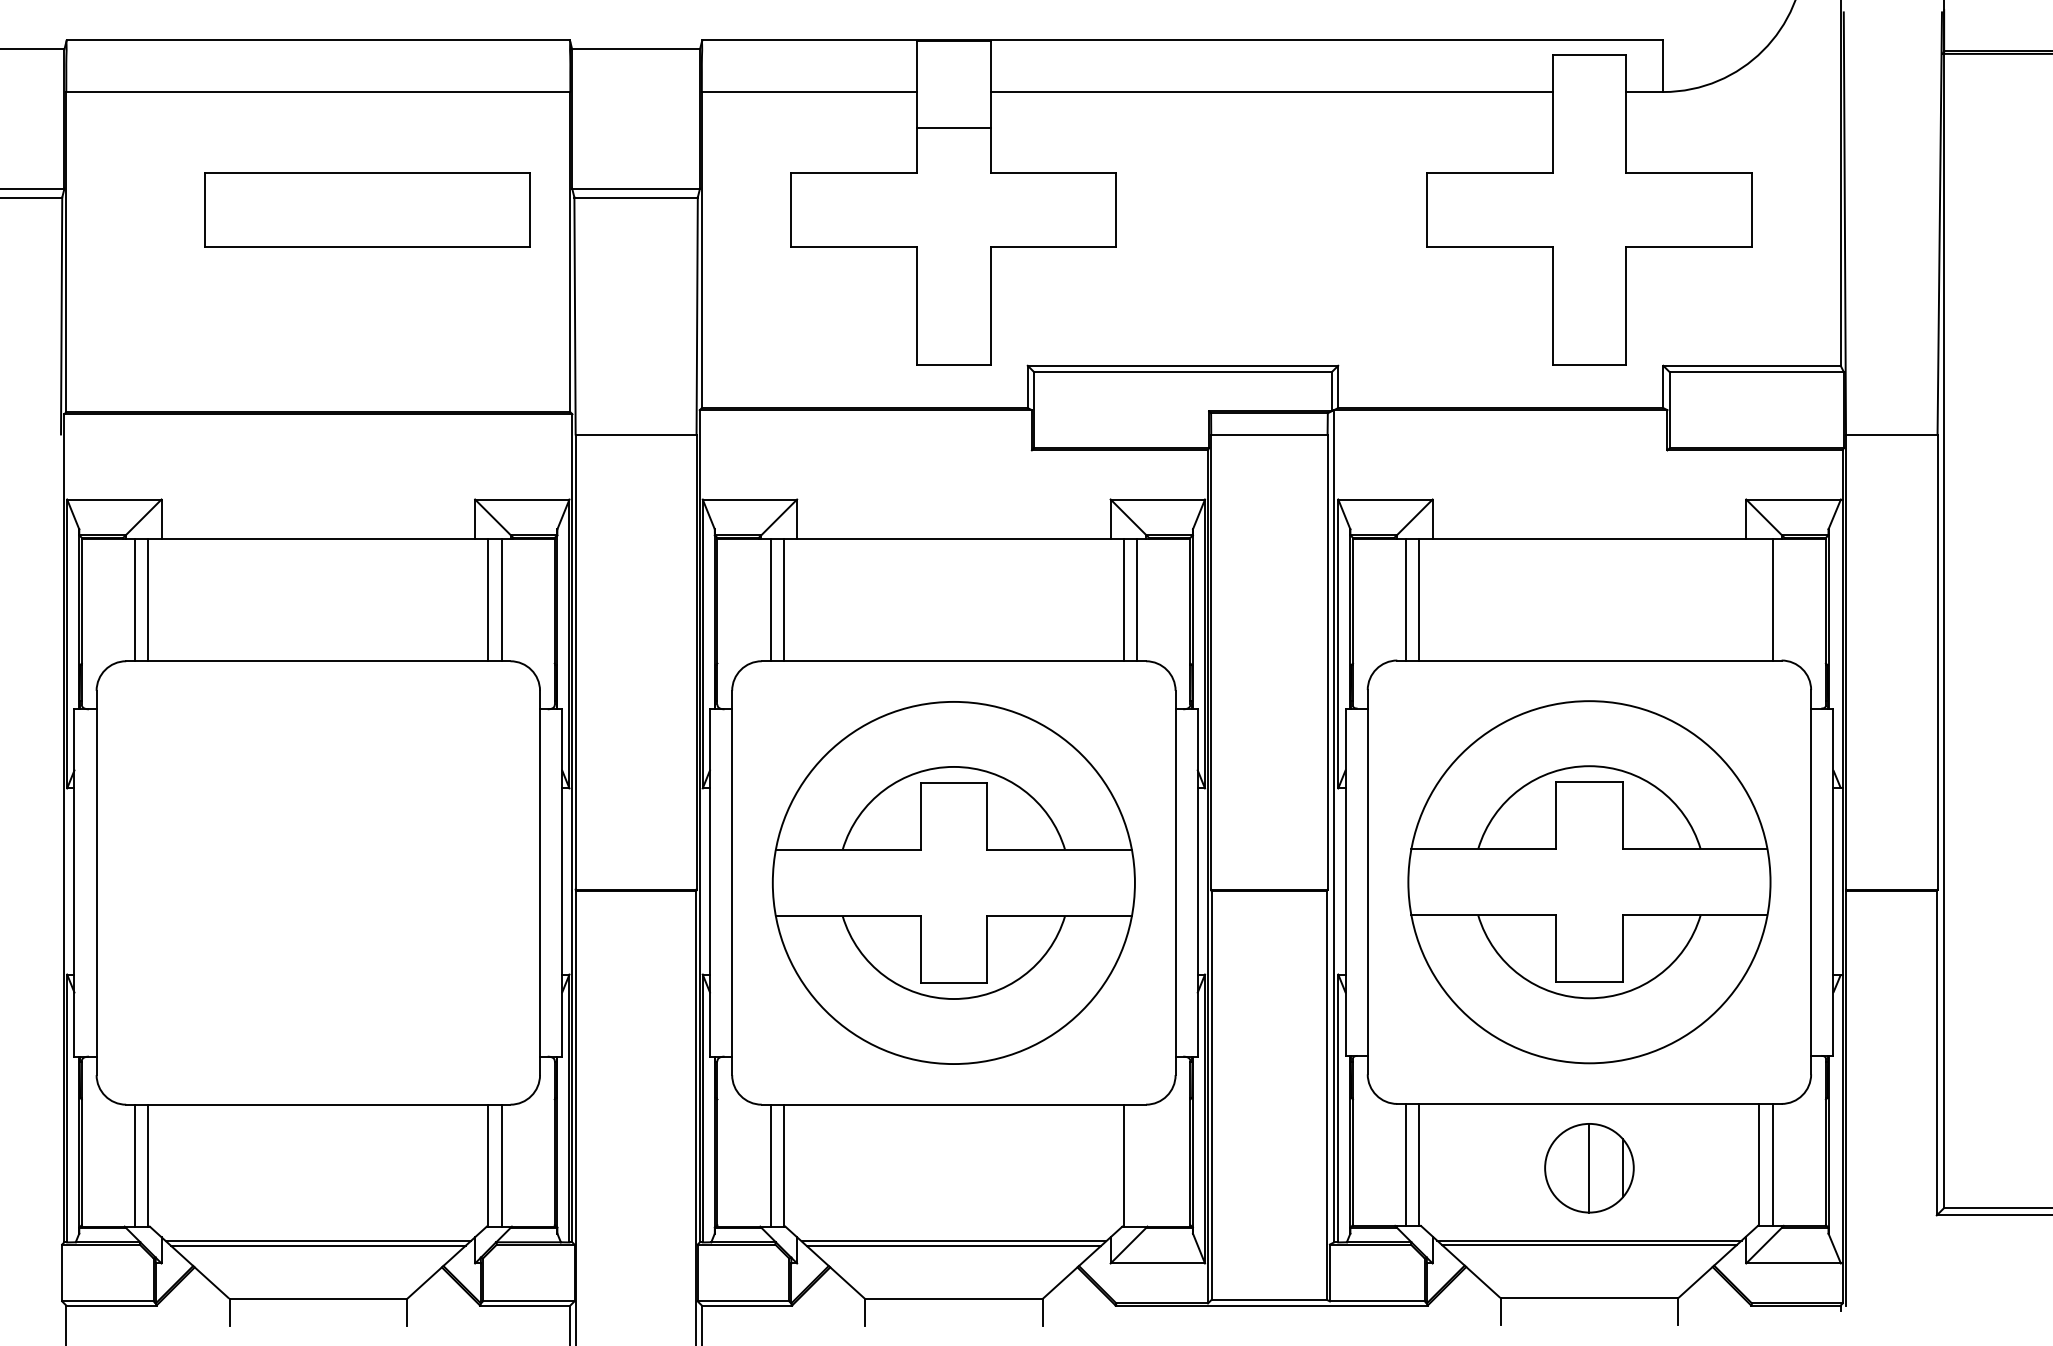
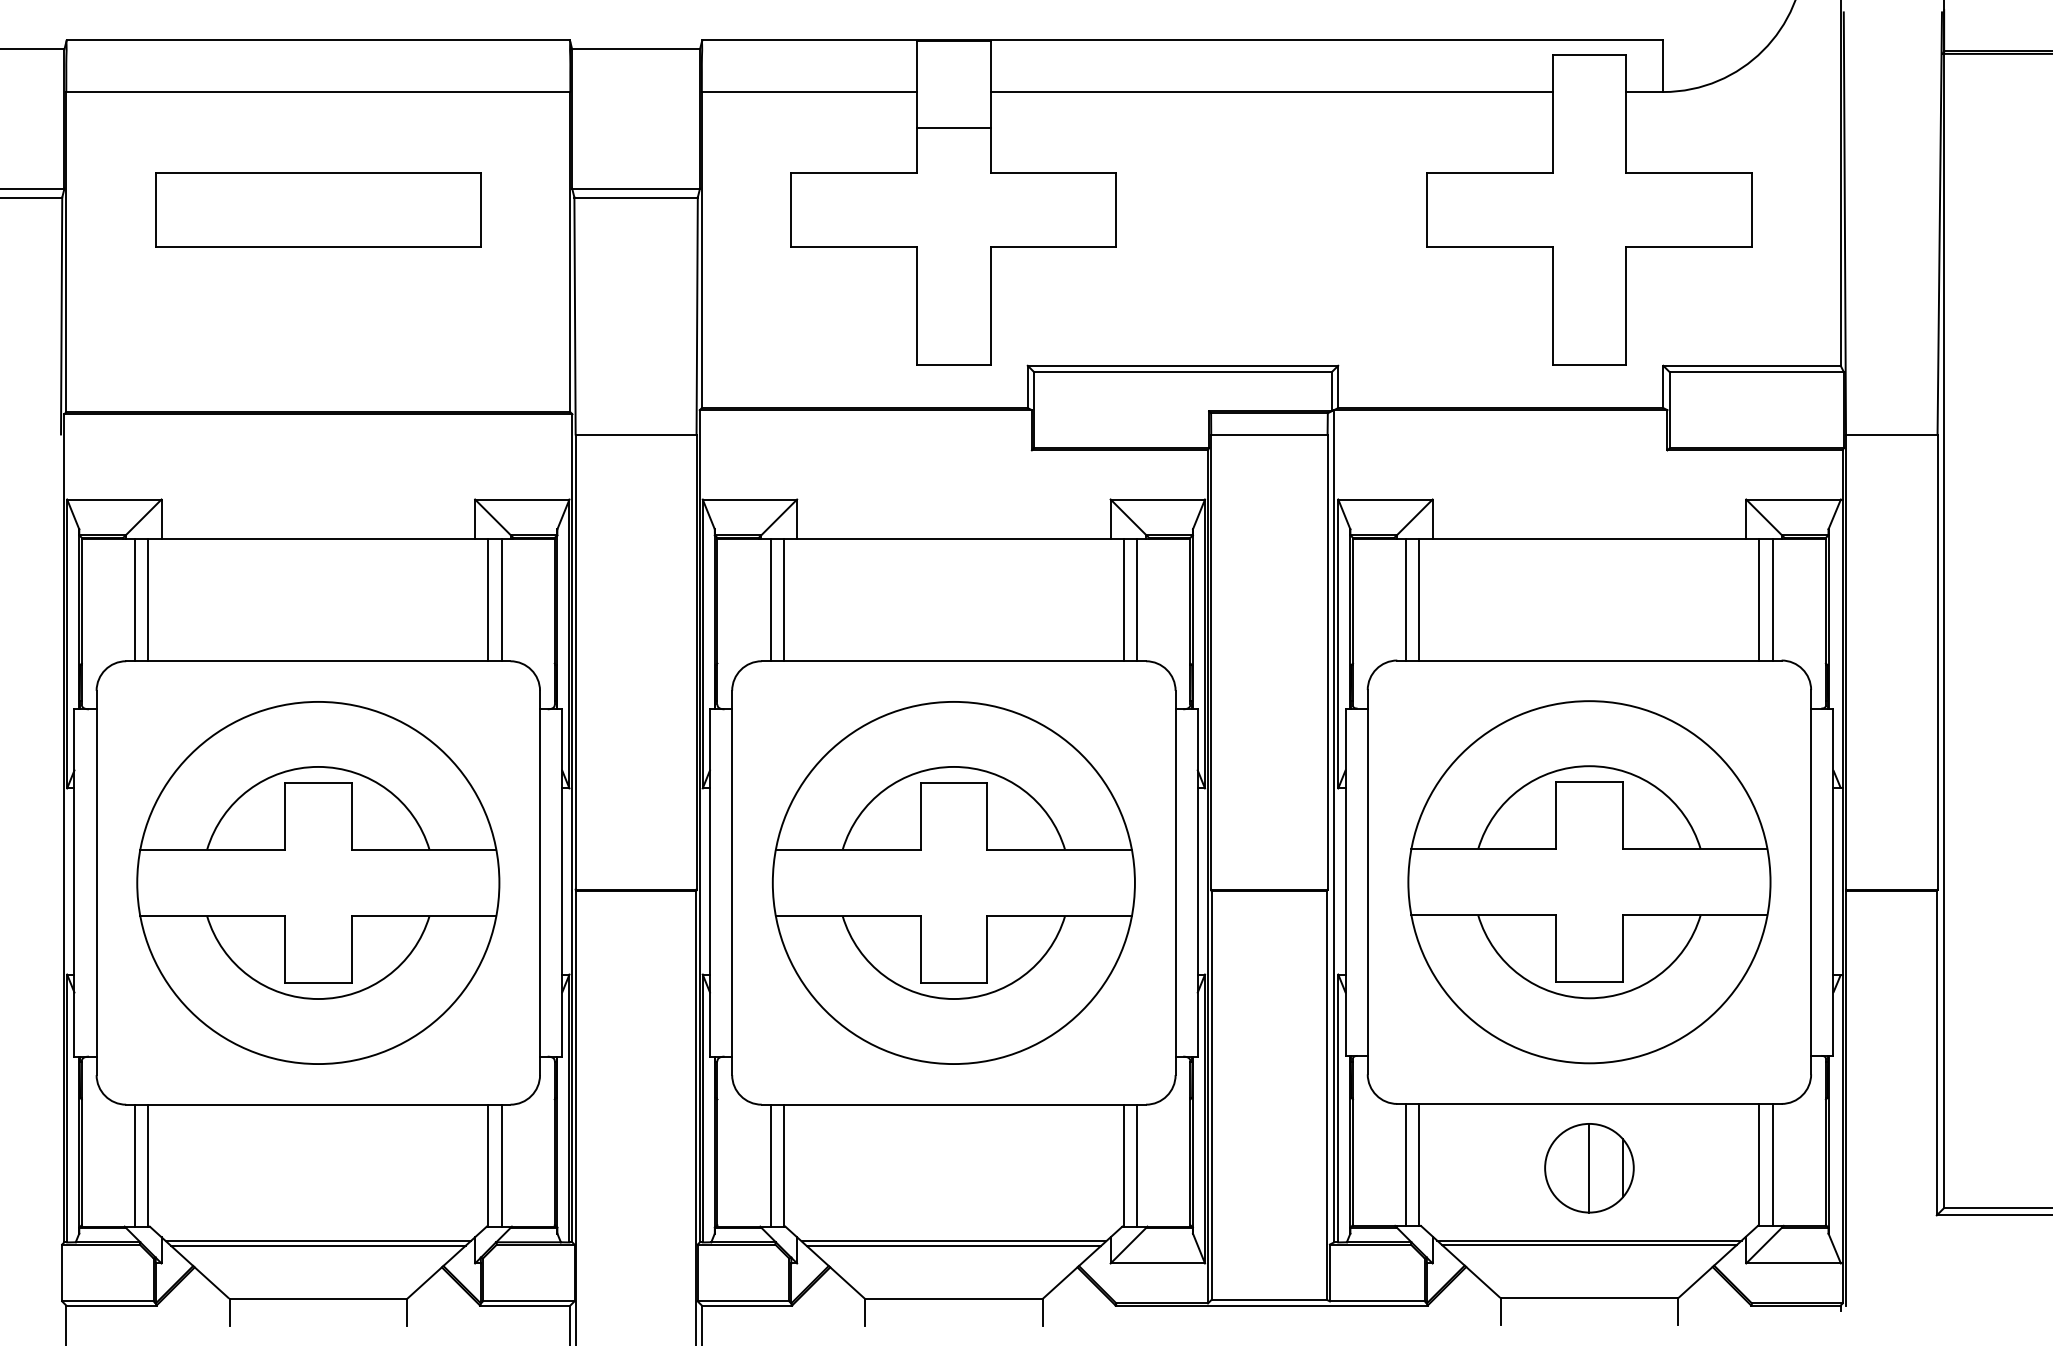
part position: (367, 209) -> (318, 209) (318, 209)
line: none -> present (1759, 599)
part: none -> present (318, 882)
line: none -> present (1137, 1165)
